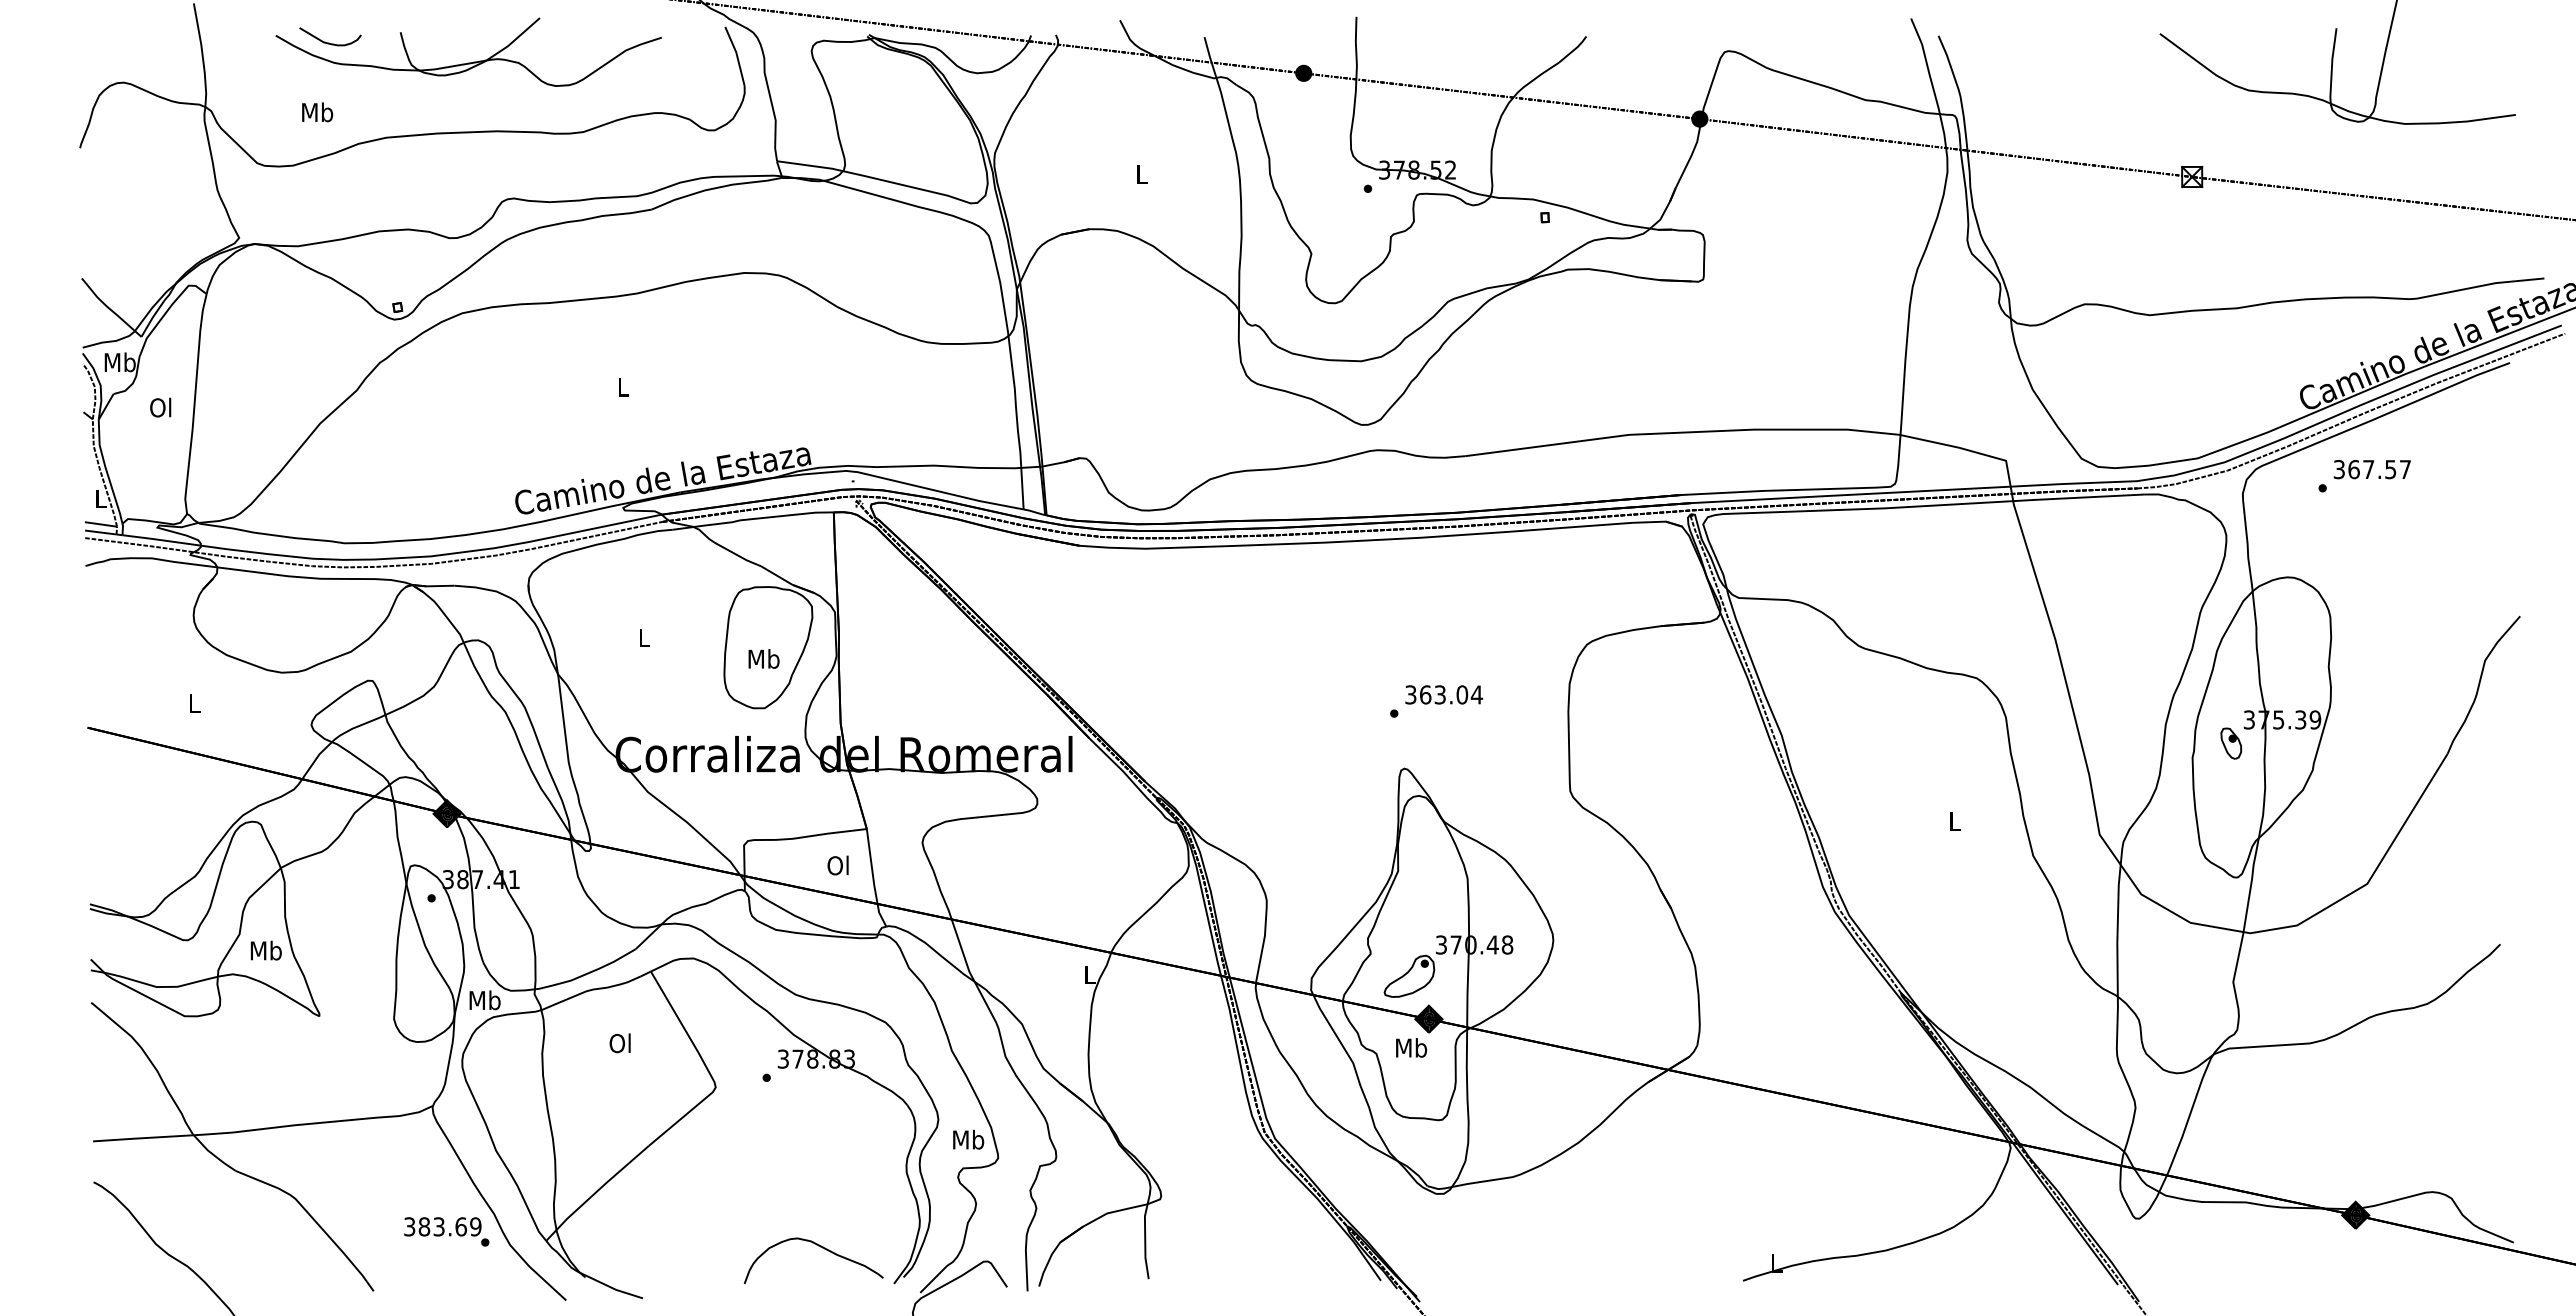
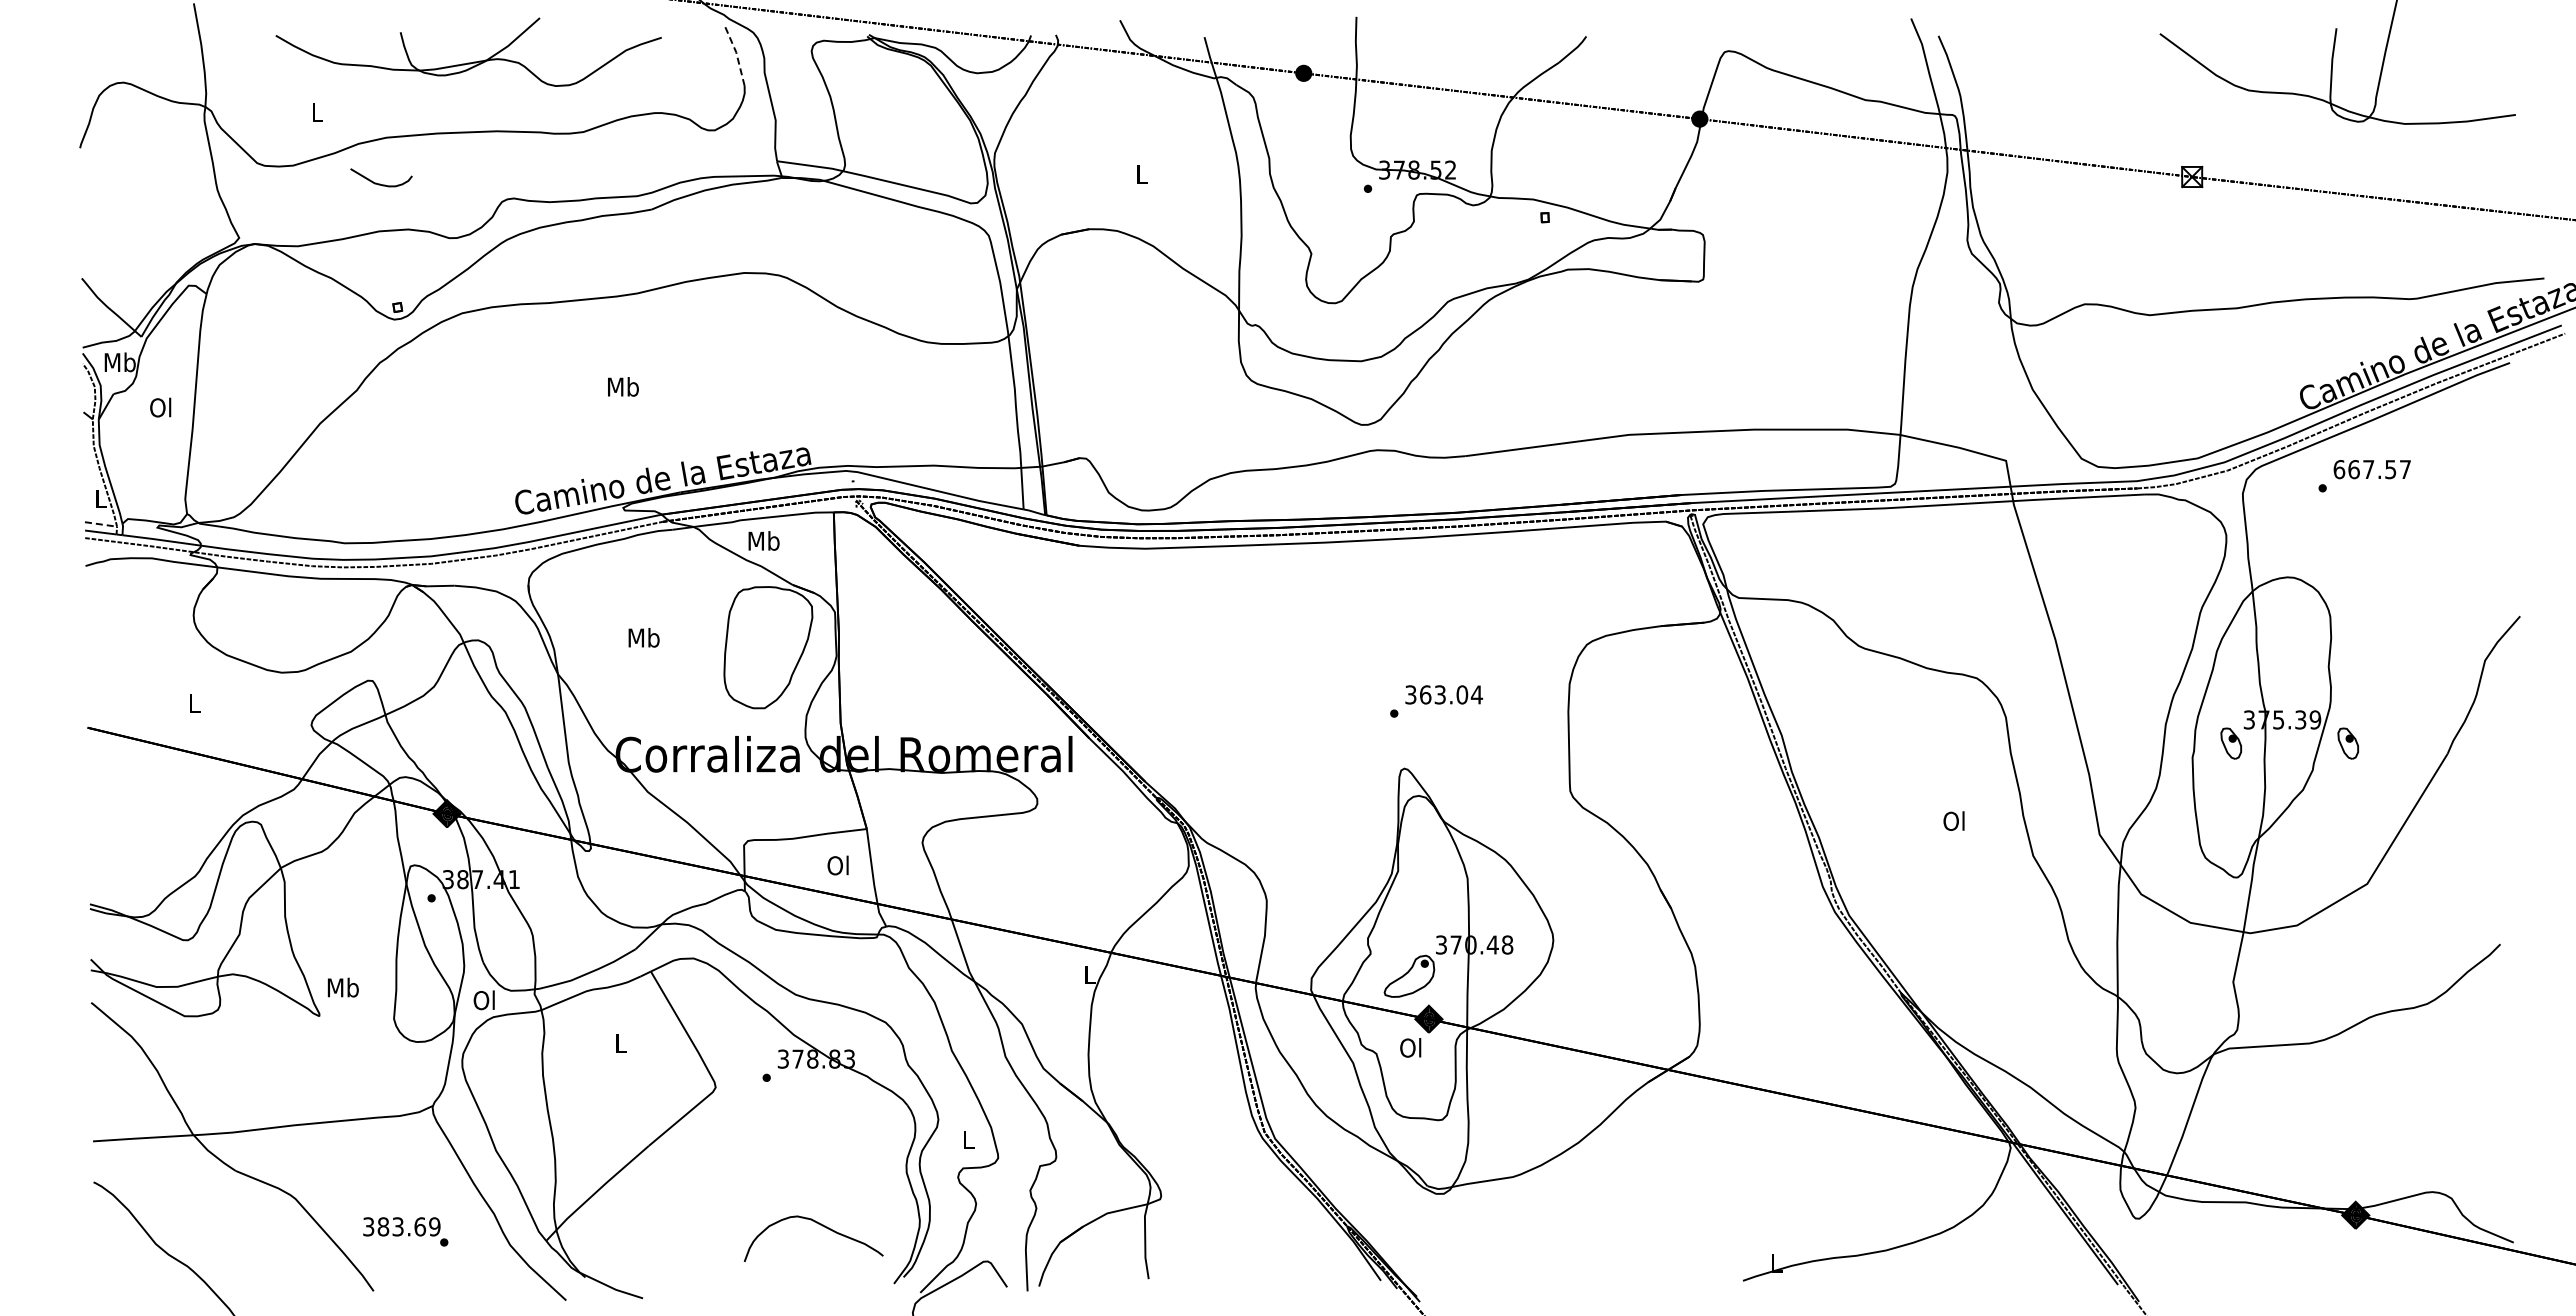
curve position: (329, 42) -> (380, 183) (380, 183)
line: solid -> dashed (736, 55)
text: Mb -> L (317, 112)
text: L -> Mb (623, 386)
text: 367.57 -> 667.57 (2339, 469)
line: solid -> dashed (101, 524)
text: L -> Mb (643, 637)
text position: (763, 658) -> (763, 540) (763, 540)
part: none -> present (2348, 743)
text: L -> Ol (1953, 820)
text position: (265, 950) -> (342, 987) (342, 987)
text: Mb -> Ol (484, 1000)
text: Ol -> L (619, 1043)
text: Mb -> Ol (1411, 1047)
text: Mb -> L (968, 1139)
text position: (446, 1231) -> (405, 1231) (405, 1231)
curve position: (820, 1247) -> (820, 1225) (820, 1225)
